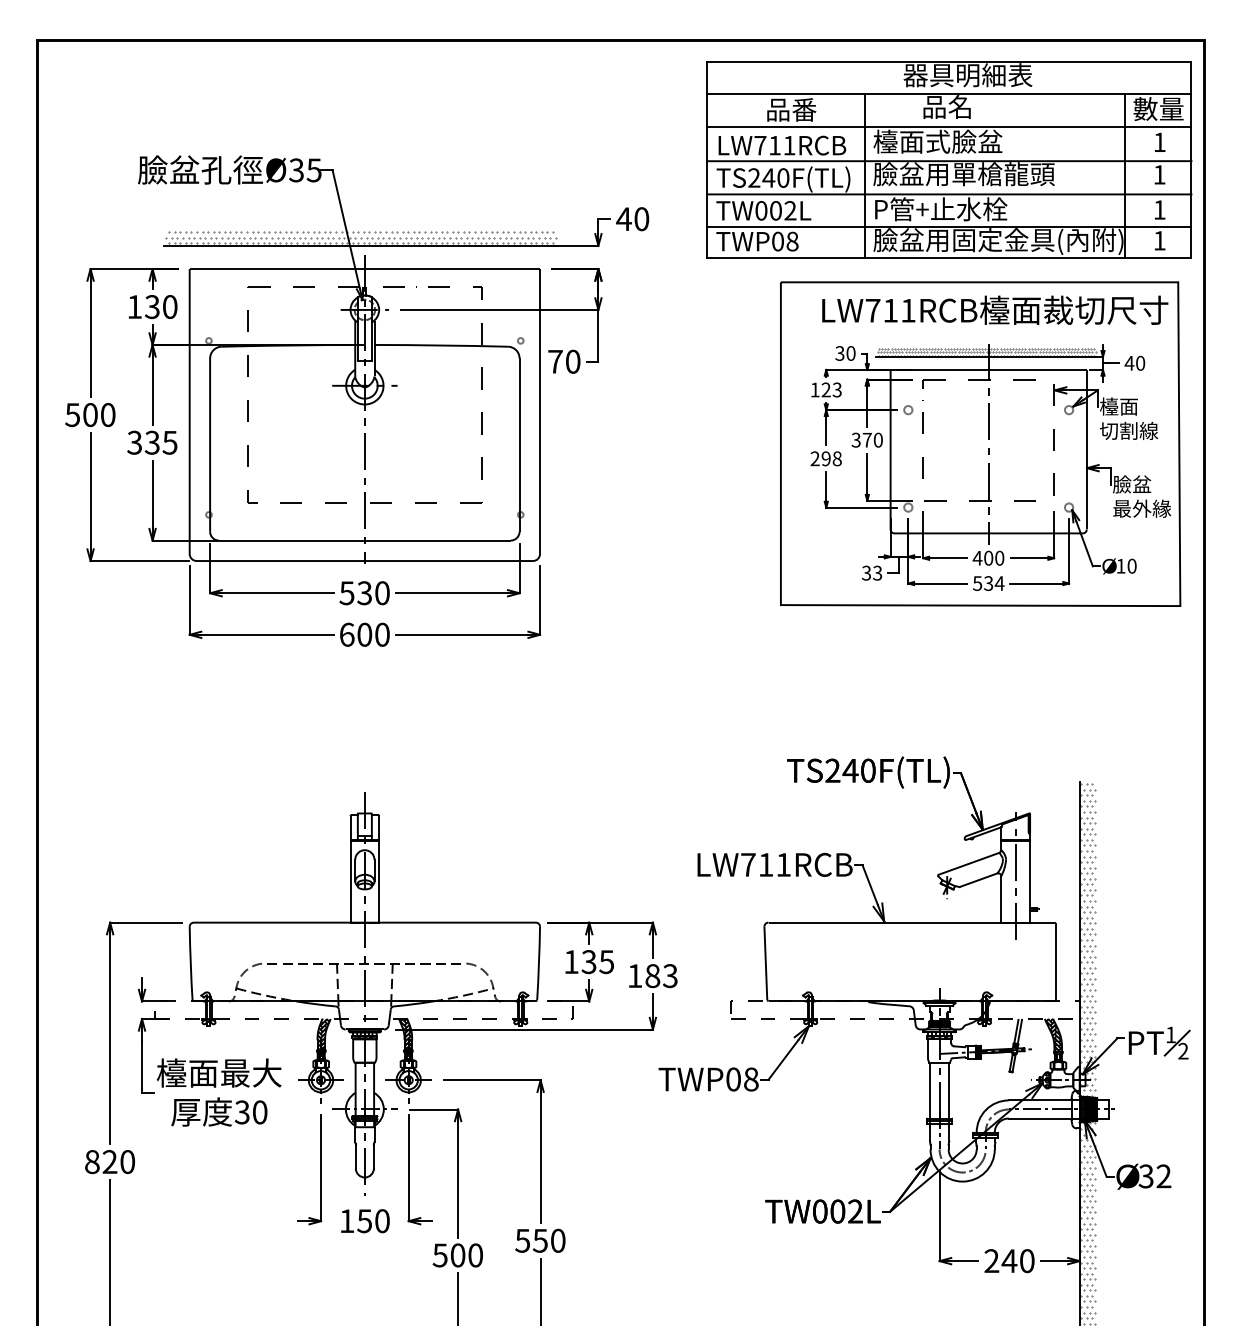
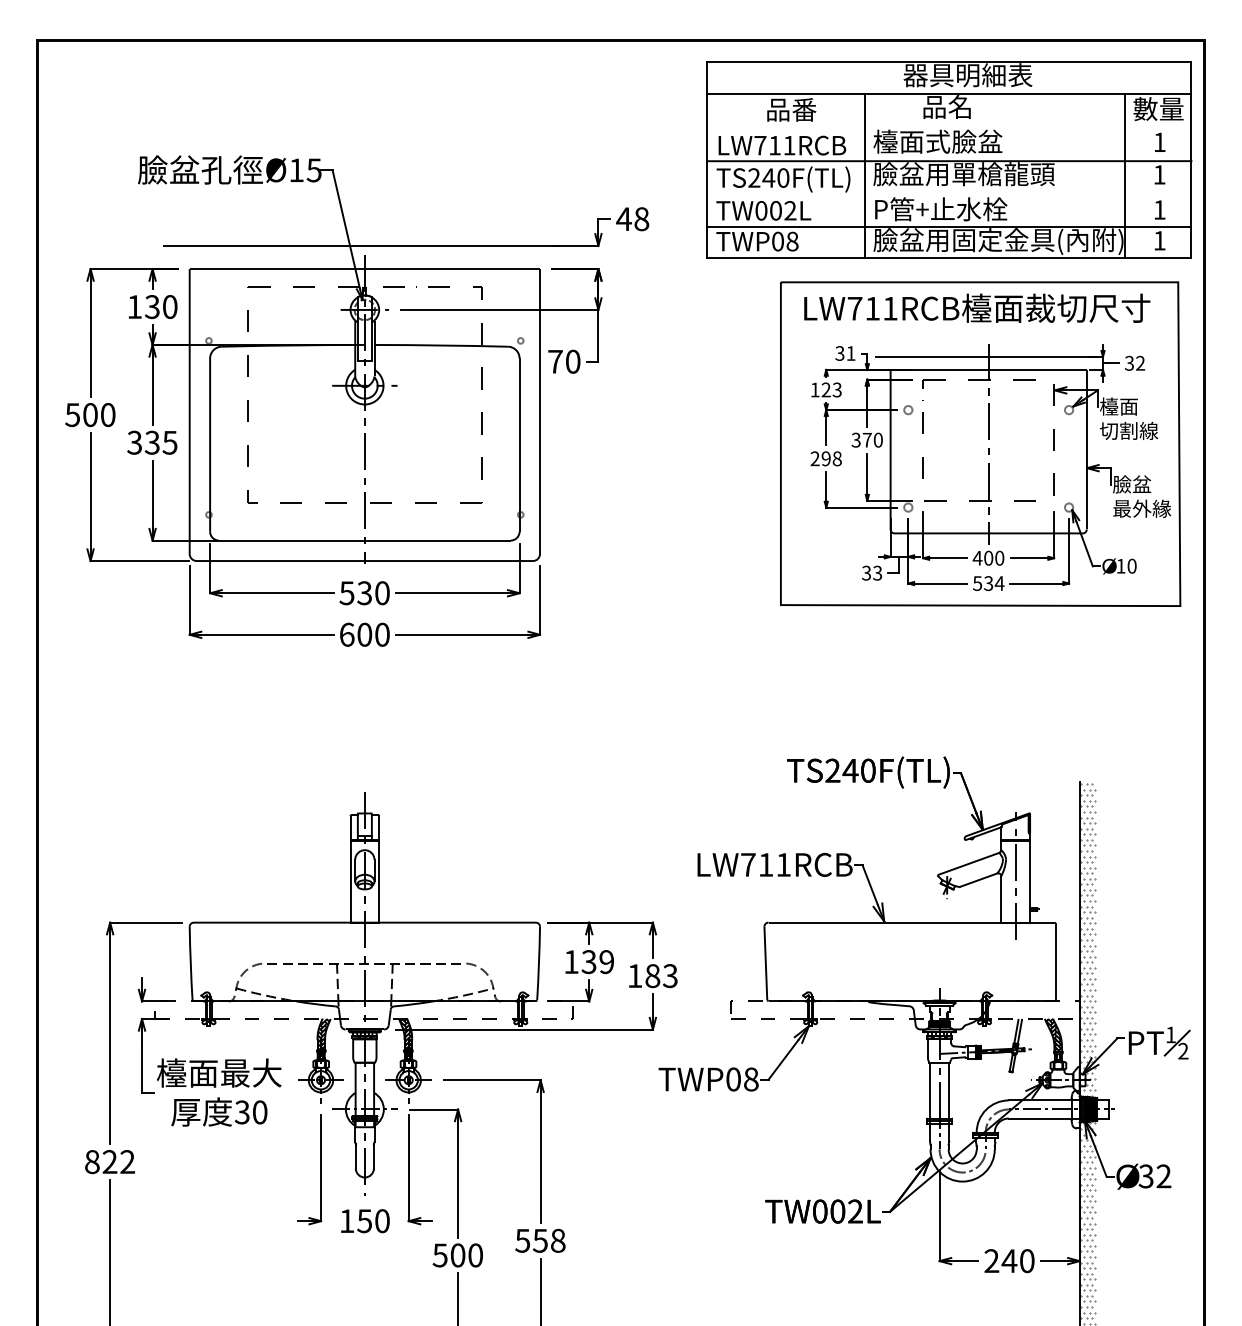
line: present -> none (949, 127)
text: 35 -> 15 (296, 170)
line: present -> none (949, 194)
text: 40 -> 48 (641, 219)
hatch: present -> none (360, 237)
text position: (995, 309) -> (977, 307) (977, 307)
hatch: present -> none (986, 352)
text: 30 -> 31 (850, 353)
text: 40 -> 32 (1134, 362)
text: 135 -> 139 (606, 961)
text: 820 -> 822 (127, 1162)
text: 550 -> 558 (558, 1240)
